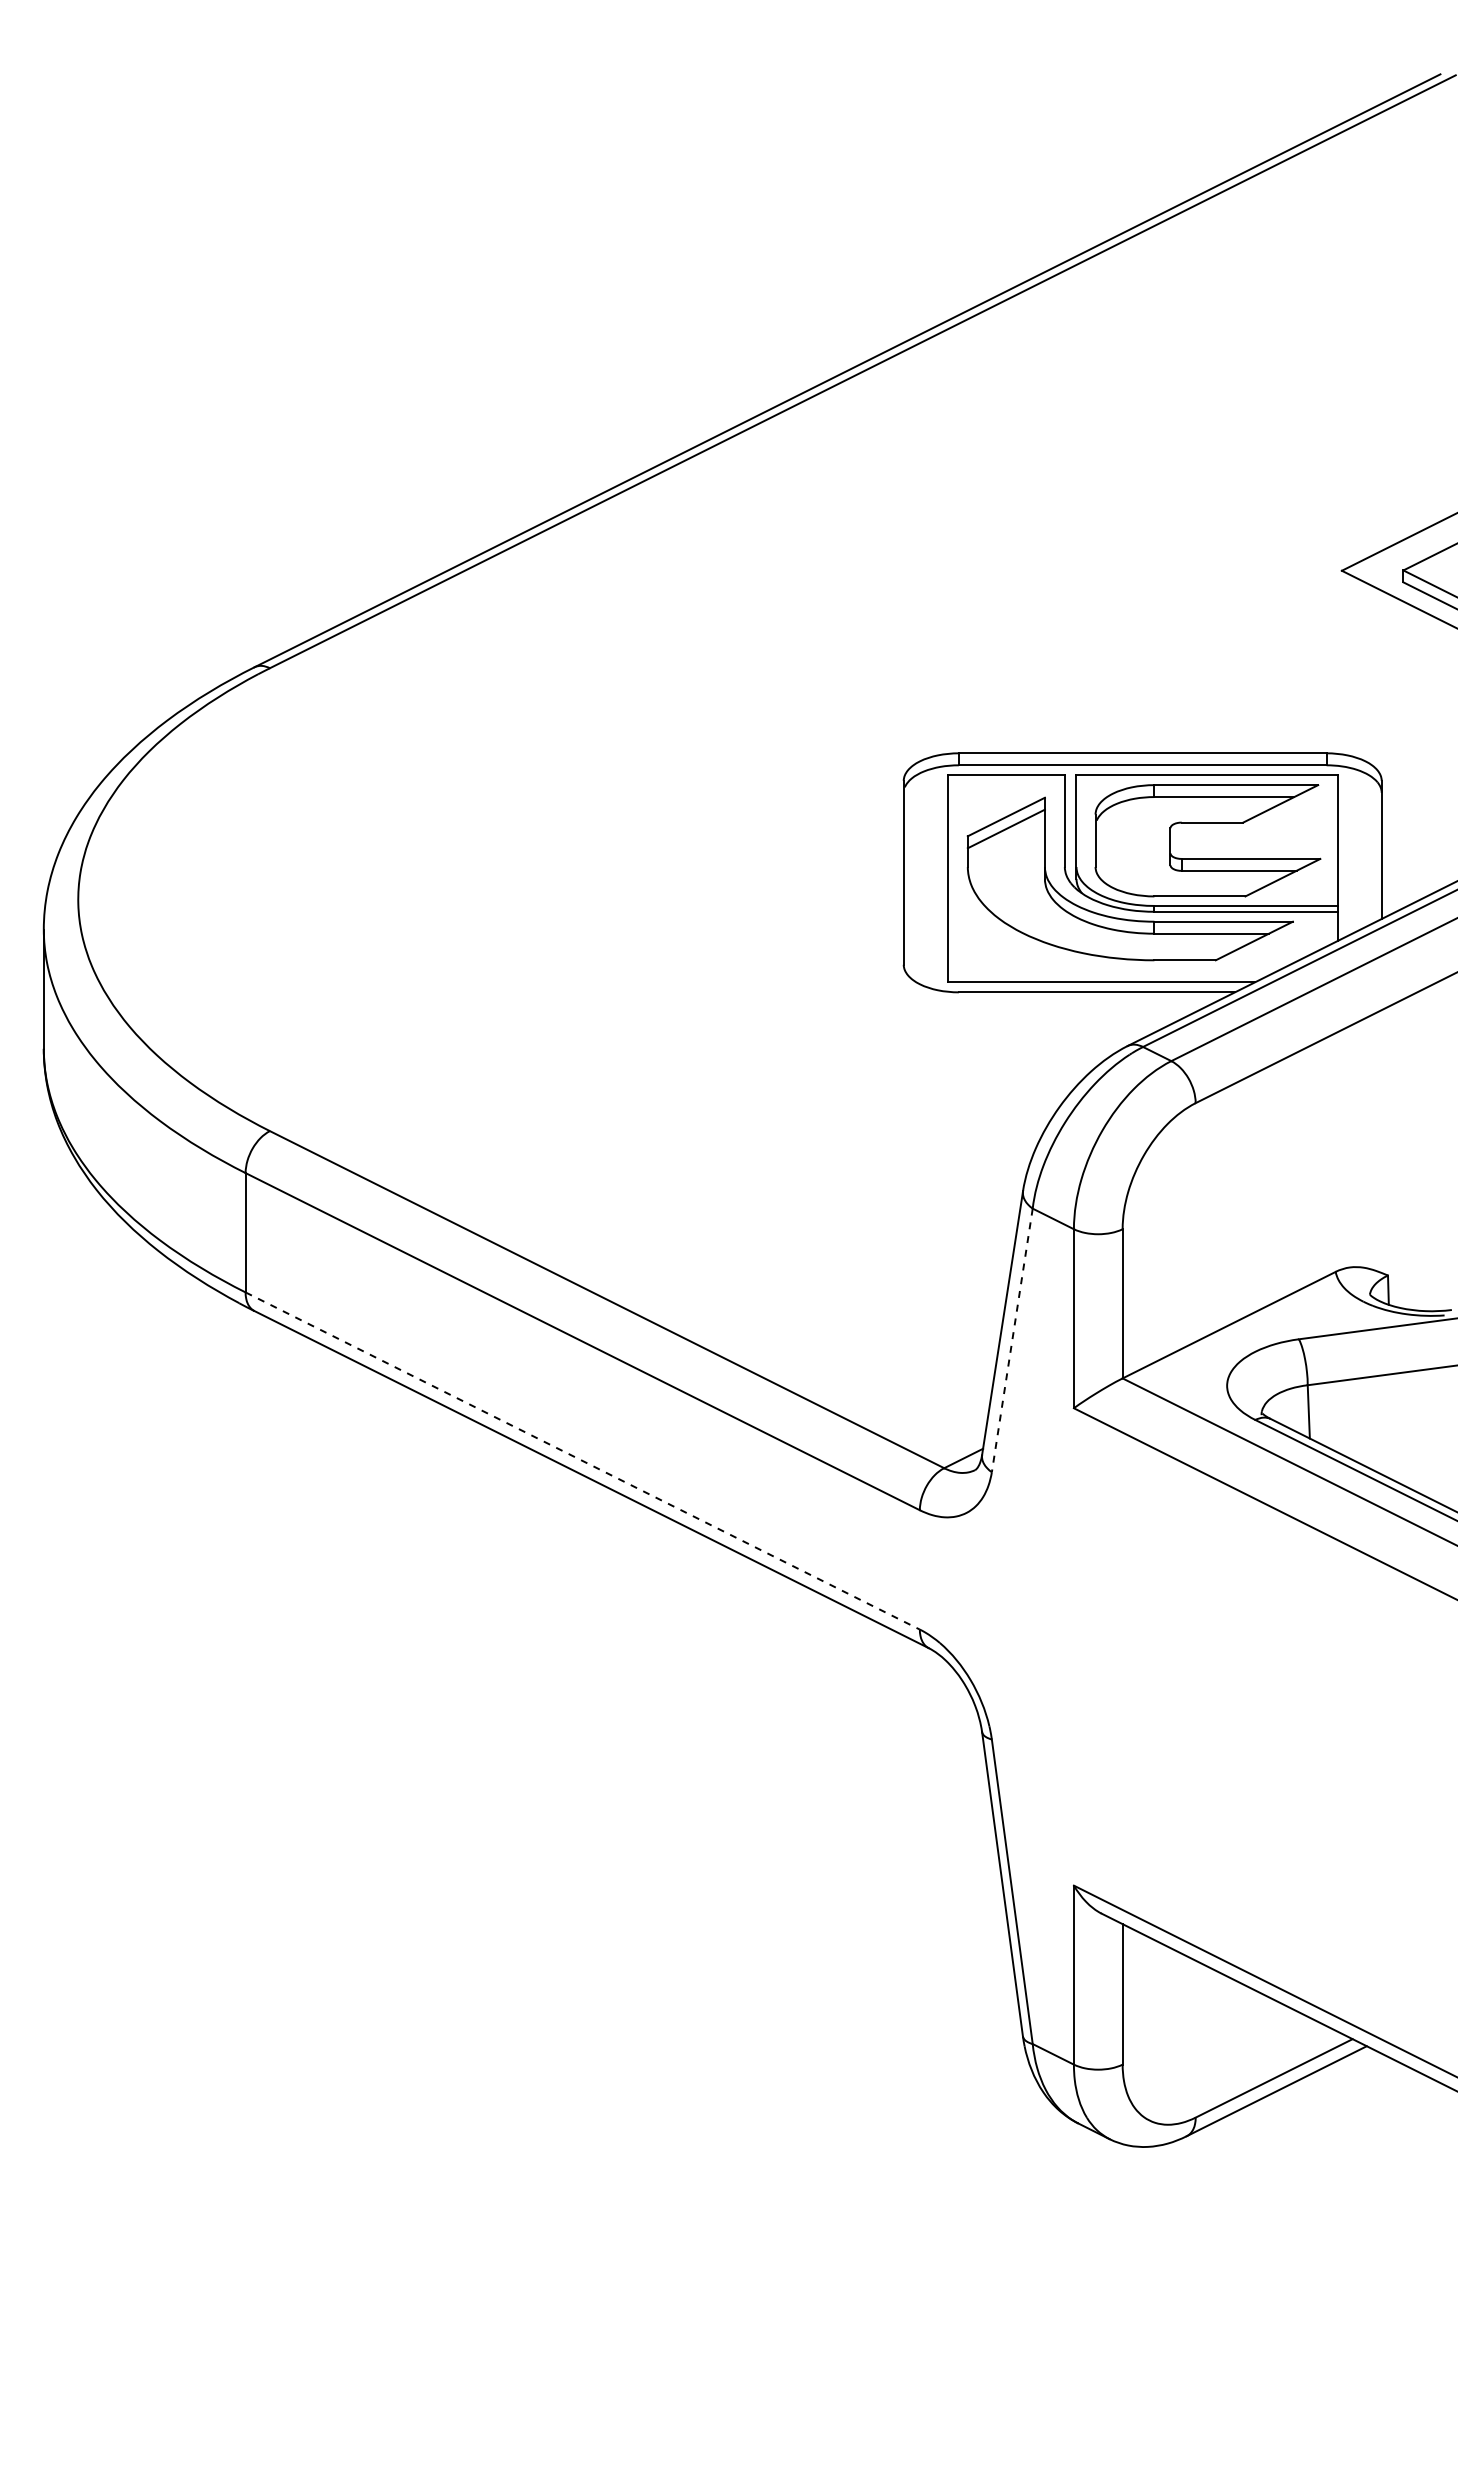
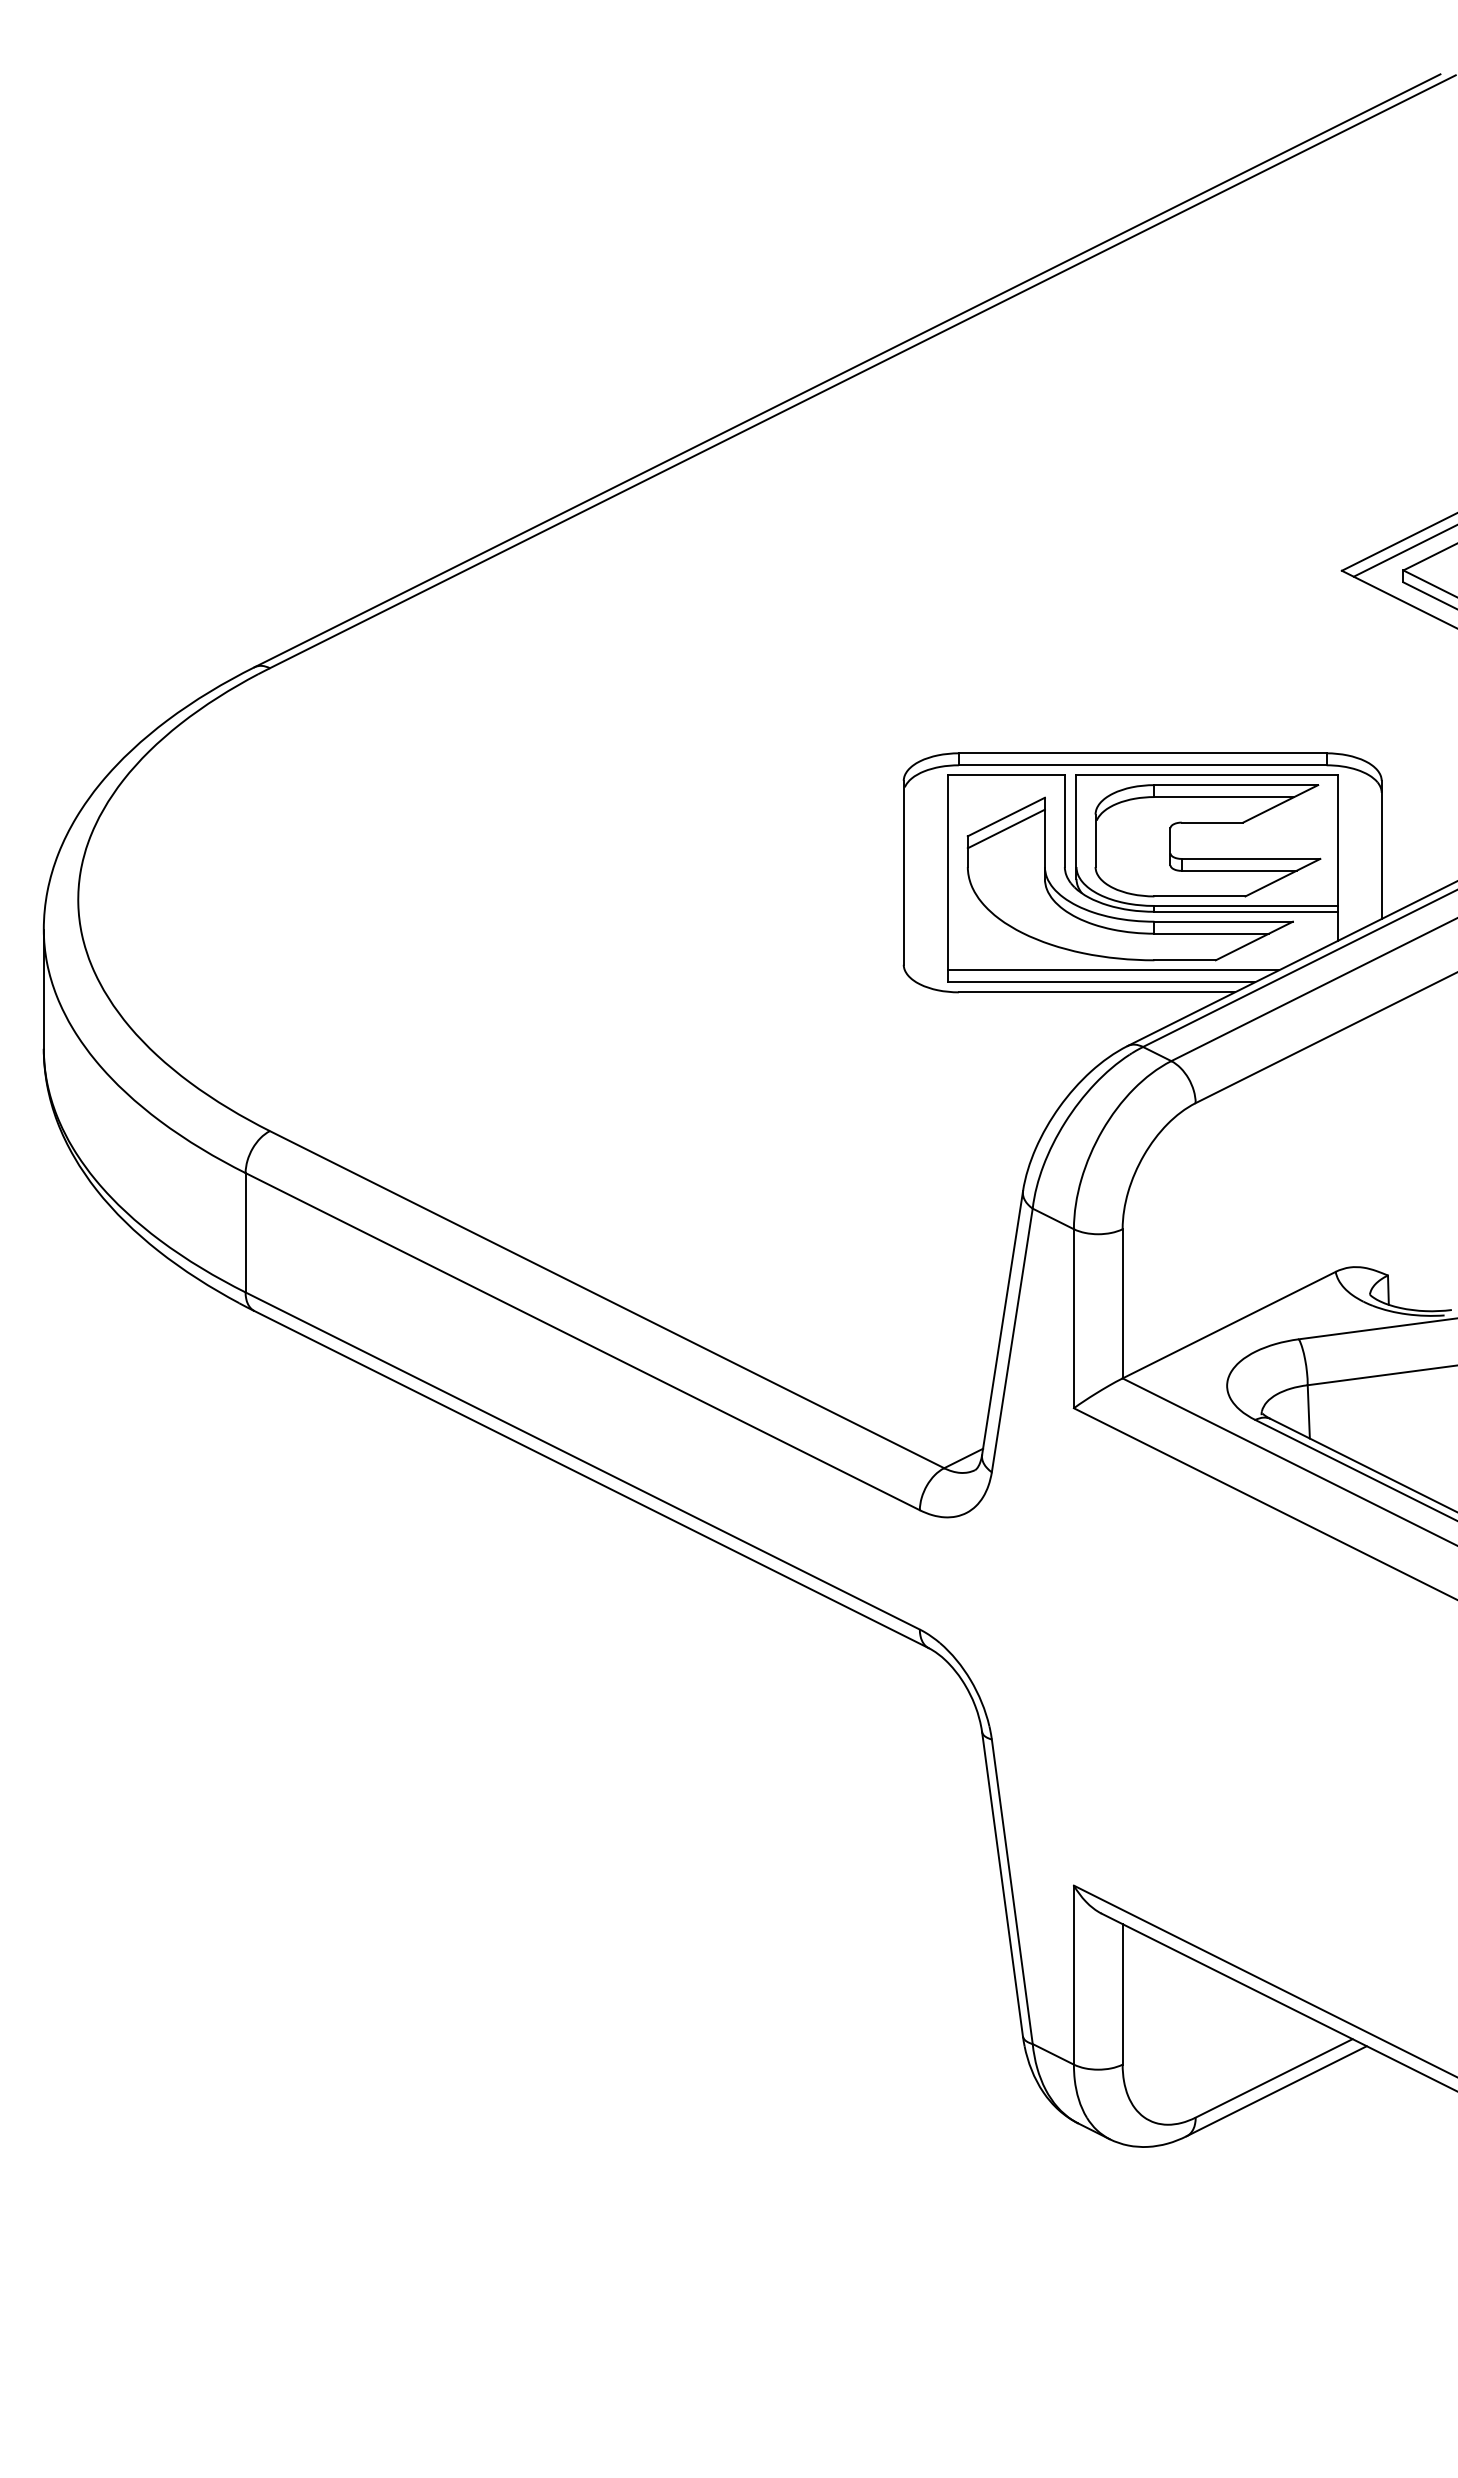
line: none -> present (1403, 551)
line: none -> present (1113, 970)
line: dashed -> solid (1012, 1340)
line: dashed -> solid (582, 1461)
